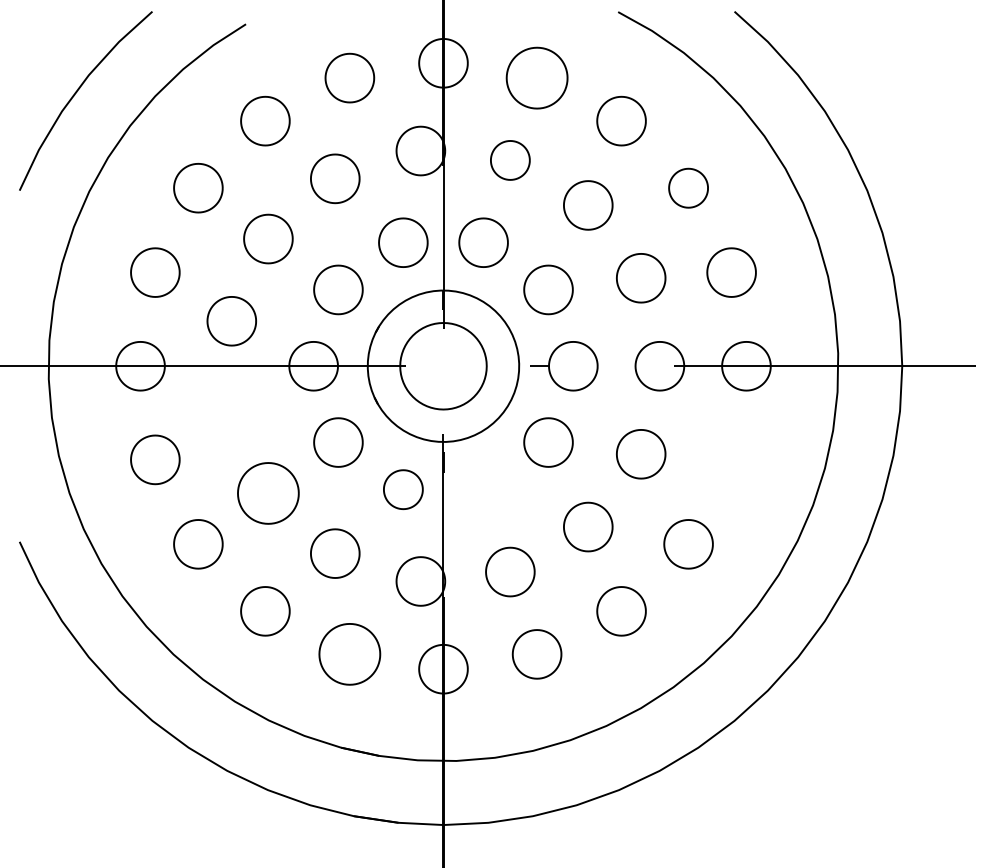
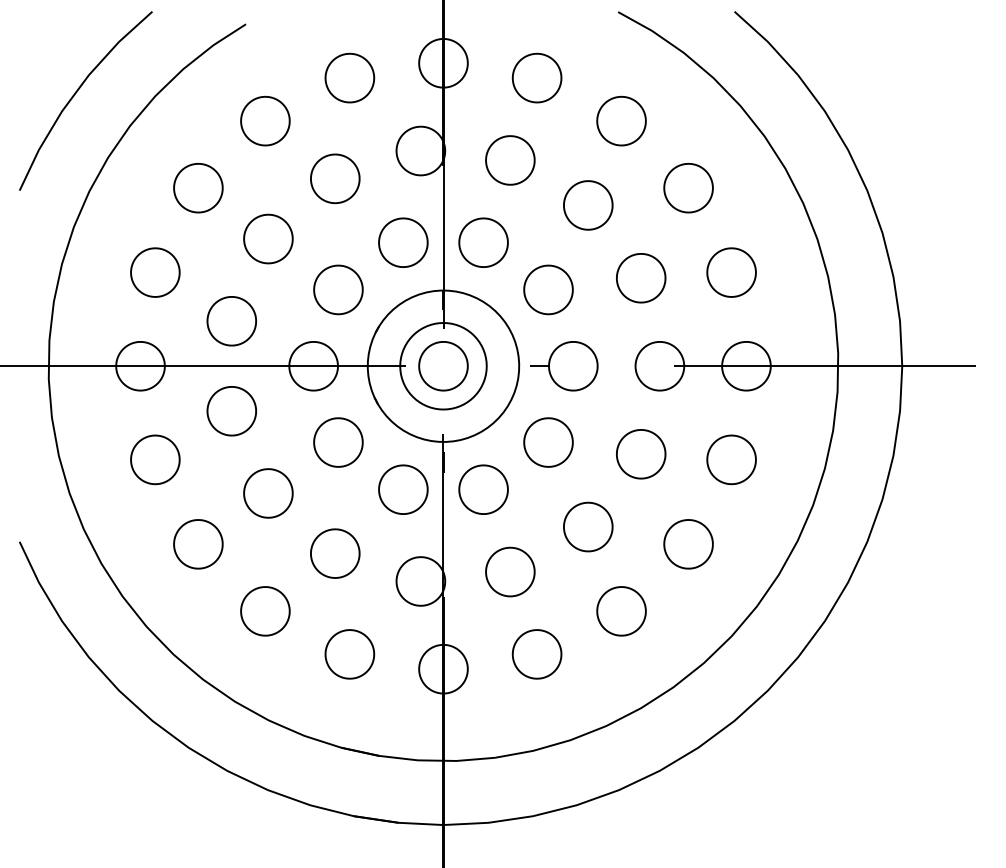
part size: 64x64 px -> 52x52 px (536, 77)
part size: 41x41 px -> 51x51 px (510, 160)
part size: 41x42 px -> 51x51 px (688, 188)
part: none -> present (443, 366)
part: none -> present (231, 411)
part: none -> present (731, 459)
part size: 41x41 px -> 51x51 px (403, 489)
part: none -> present (483, 489)
part size: 63x63 px -> 51x51 px (268, 493)
part size: 64x63 px -> 52x51 px (349, 654)
